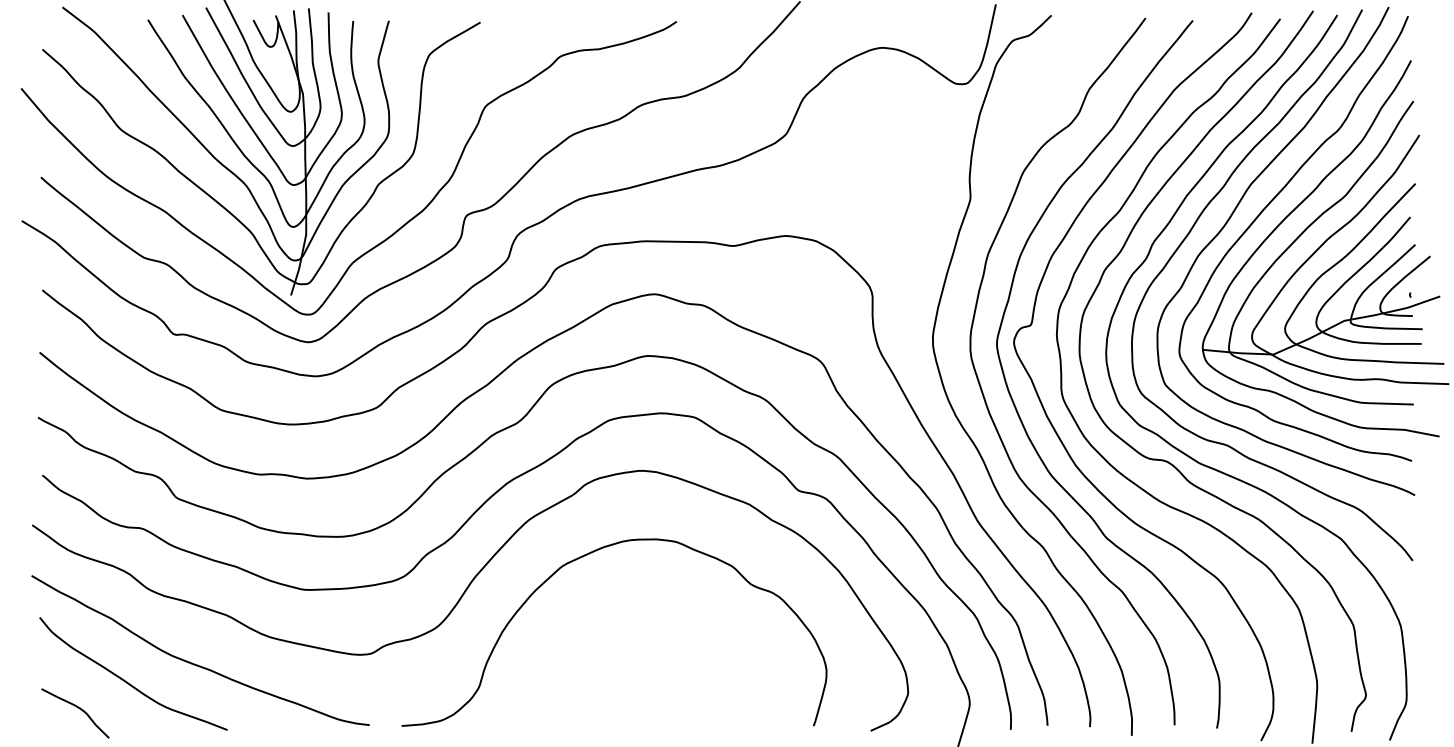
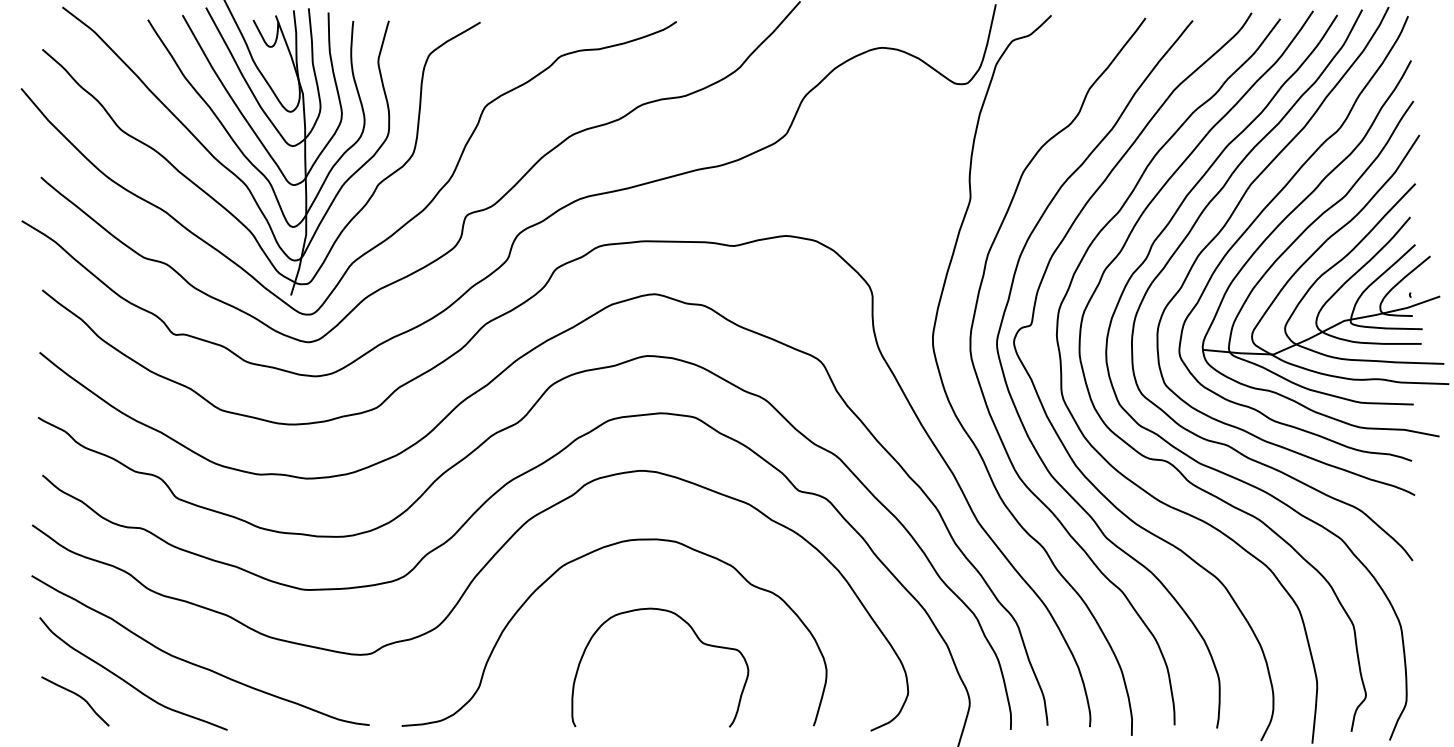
curve: none -> present (696, 637)
curve position: (77, 708) -> (77, 696) (77, 696)
